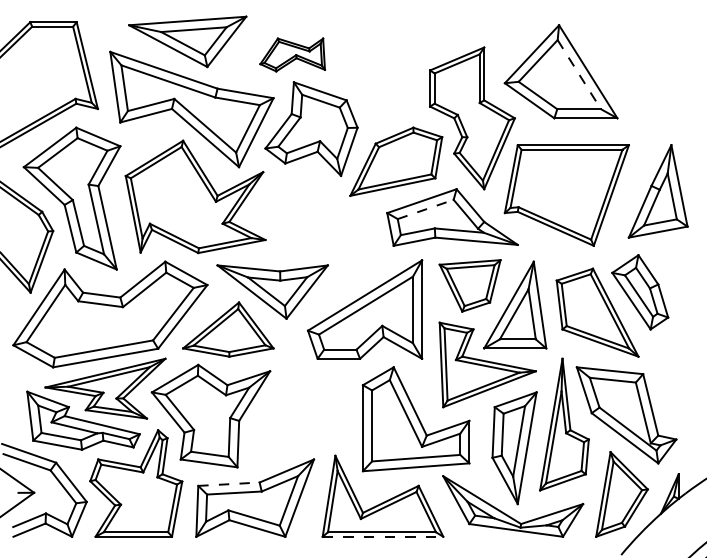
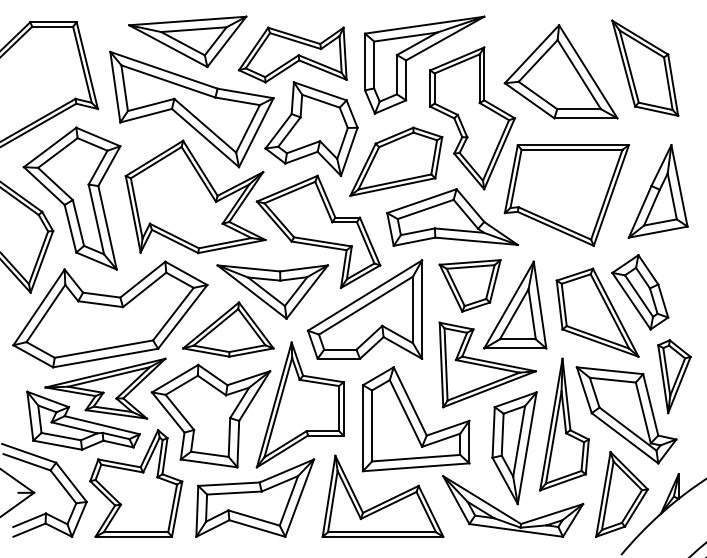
part size: 68x36 px -> 111x58 px (292, 54)
part: none -> present (417, 55)
part: none -> present (645, 67)
line: dashed -> solid (579, 74)
line: dashed -> solid (425, 209)
part: none -> present (318, 231)
part: none -> present (674, 376)
part: none -> present (299, 404)
line: dashed -> solid (228, 484)
line: dashed -> solid (383, 536)
